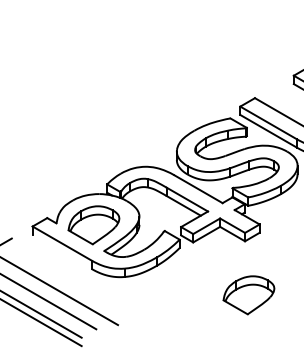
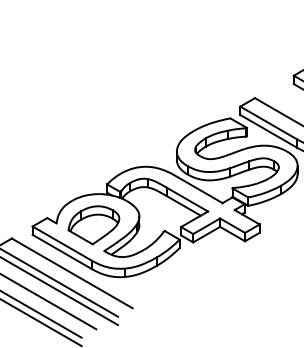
line: none -> present (61, 251)
line: none -> present (71, 273)
line: none -> present (60, 283)
part: present -> none (248, 295)
